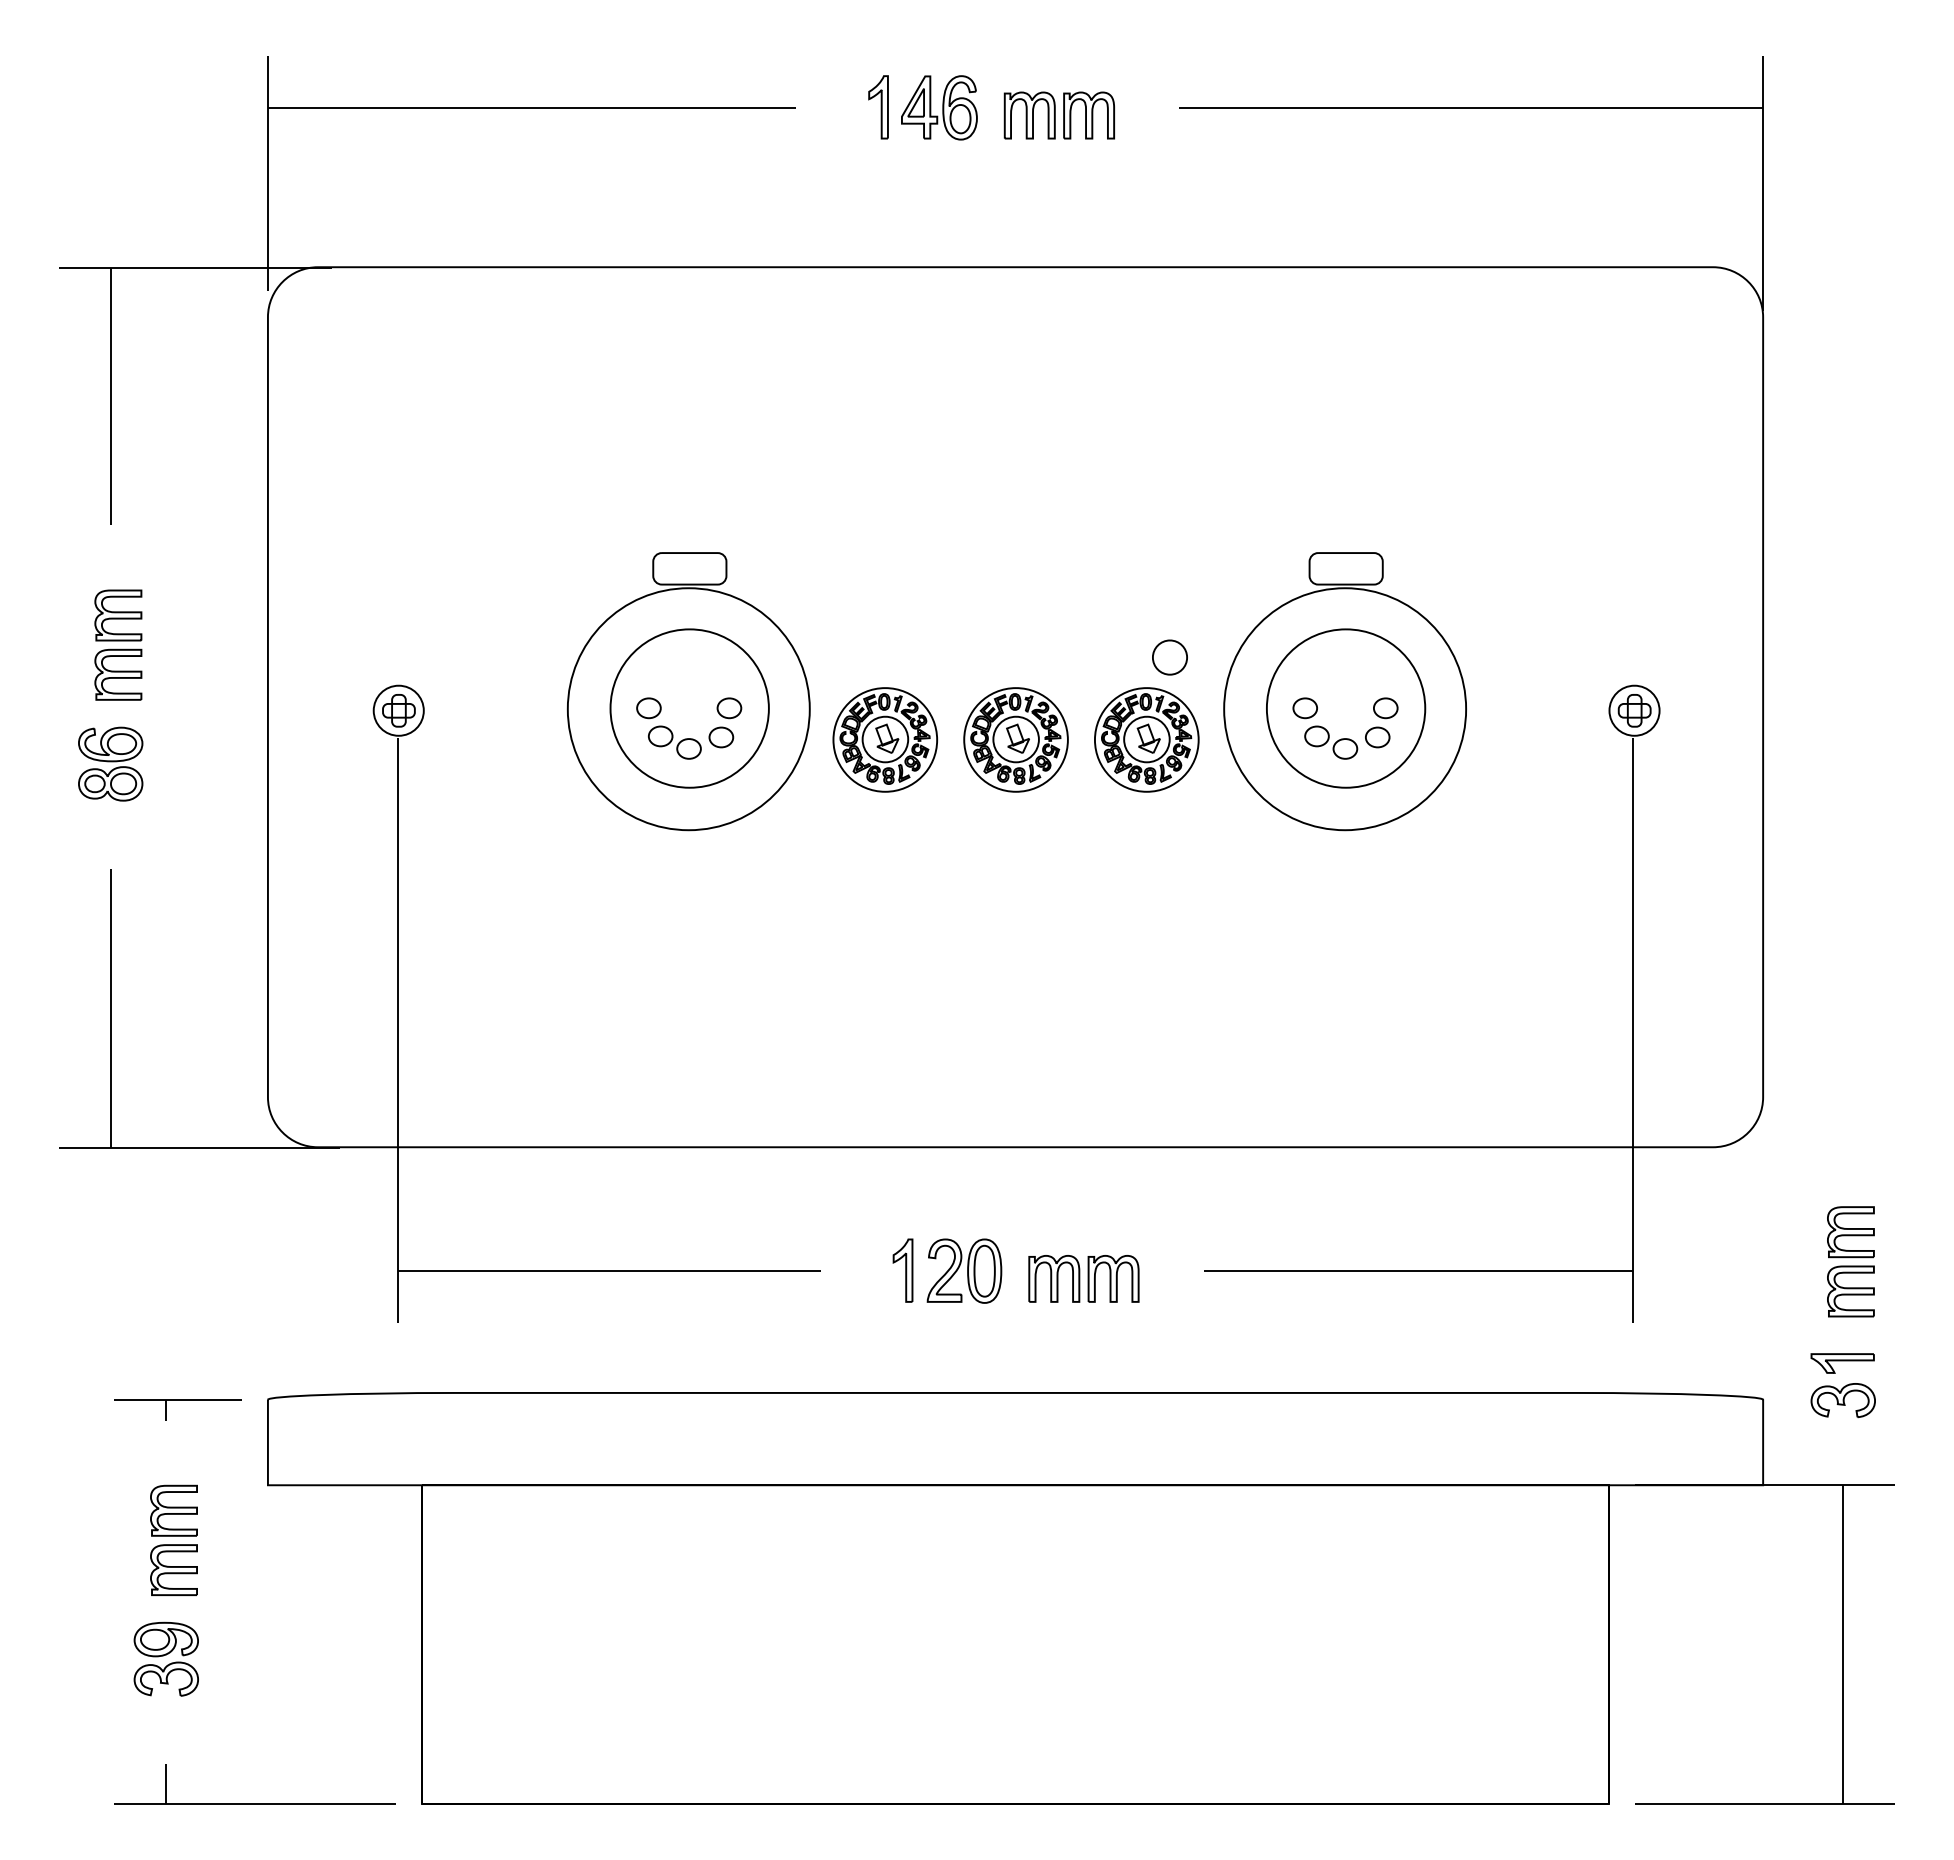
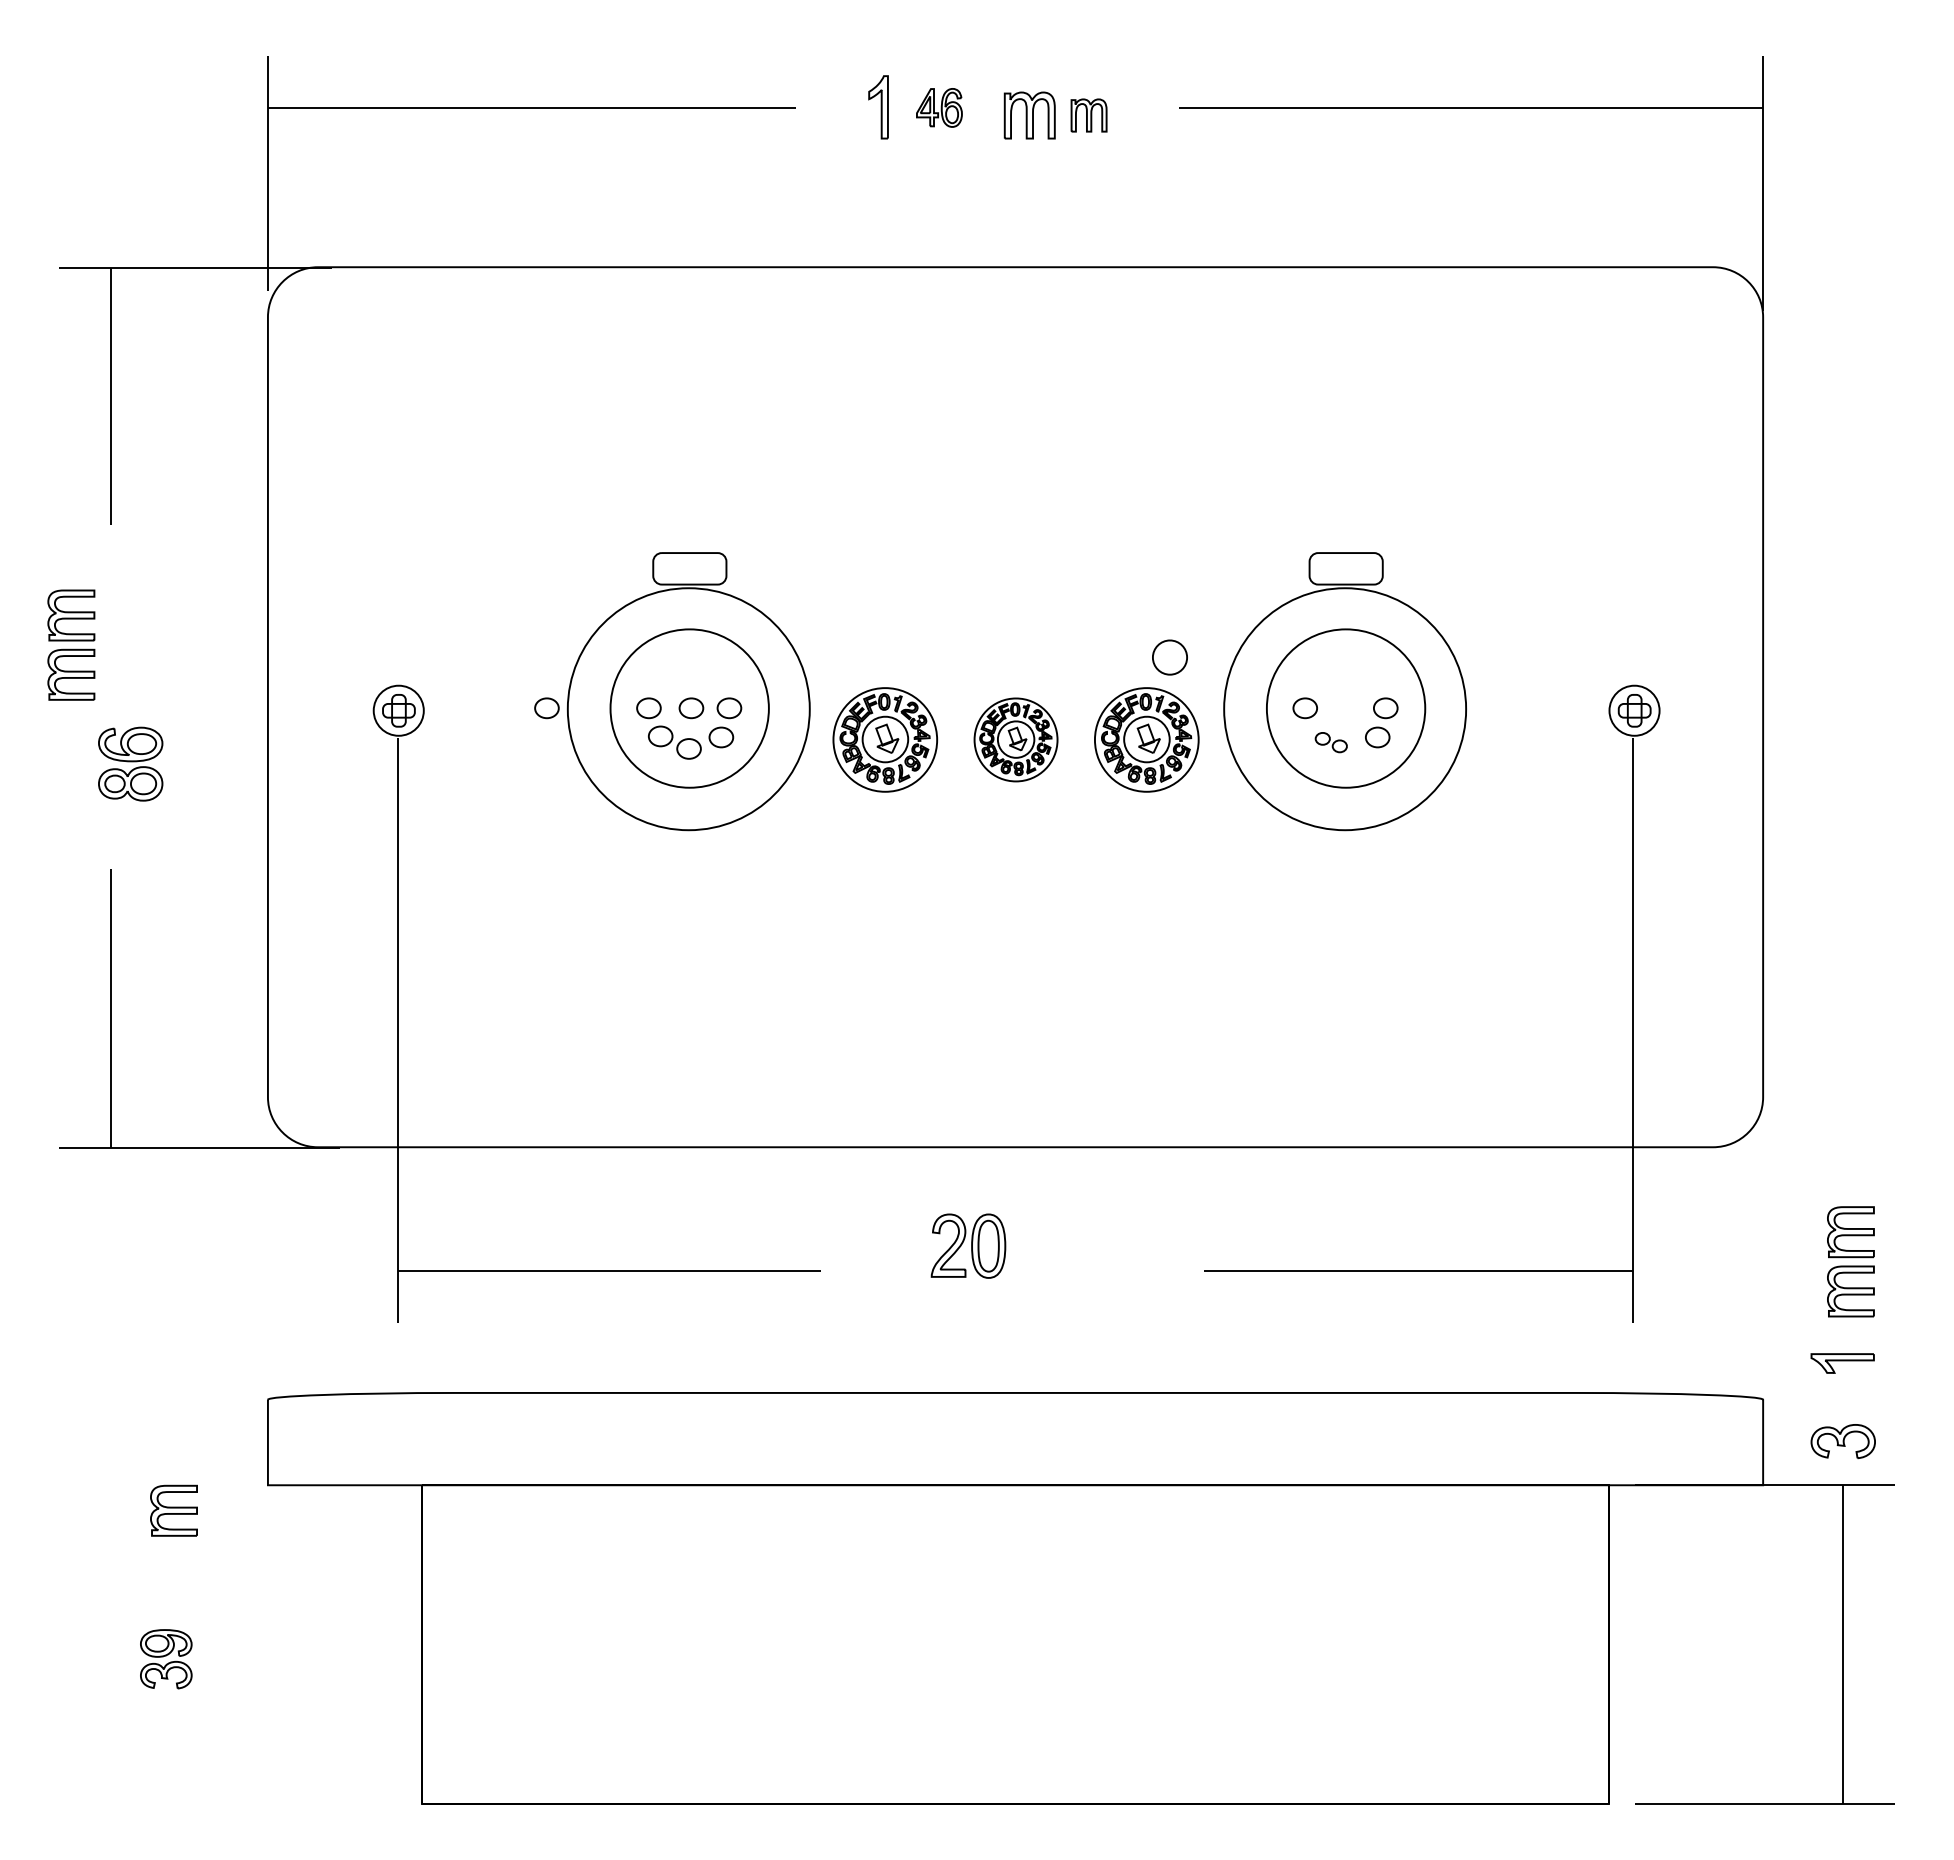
part size: 77x66 px -> 47x40 px (939, 107)
part size: 52x49 px -> 38x35 px (1088, 115)
part position: (118, 644) -> (71, 644) (71, 644)
part: none -> present (546, 708)
part: none -> present (691, 708)
part size: 106x106 px -> 86x86 px (1015, 739)
part size: 55x35 px -> 34x22 px (1330, 742)
part position: (110, 763) -> (130, 763) (130, 763)
part: present -> none (902, 1270)
part position: (964, 1270) -> (968, 1245) (968, 1245)
part: present -> none (1083, 1278)
part: present -> none (177, 1400)
part position: (1842, 1400) -> (1842, 1441) (1842, 1441)
part: present -> none (173, 1569)
part size: 66x76 px -> 53x61 px (166, 1659)
part: present -> none (254, 1803)
